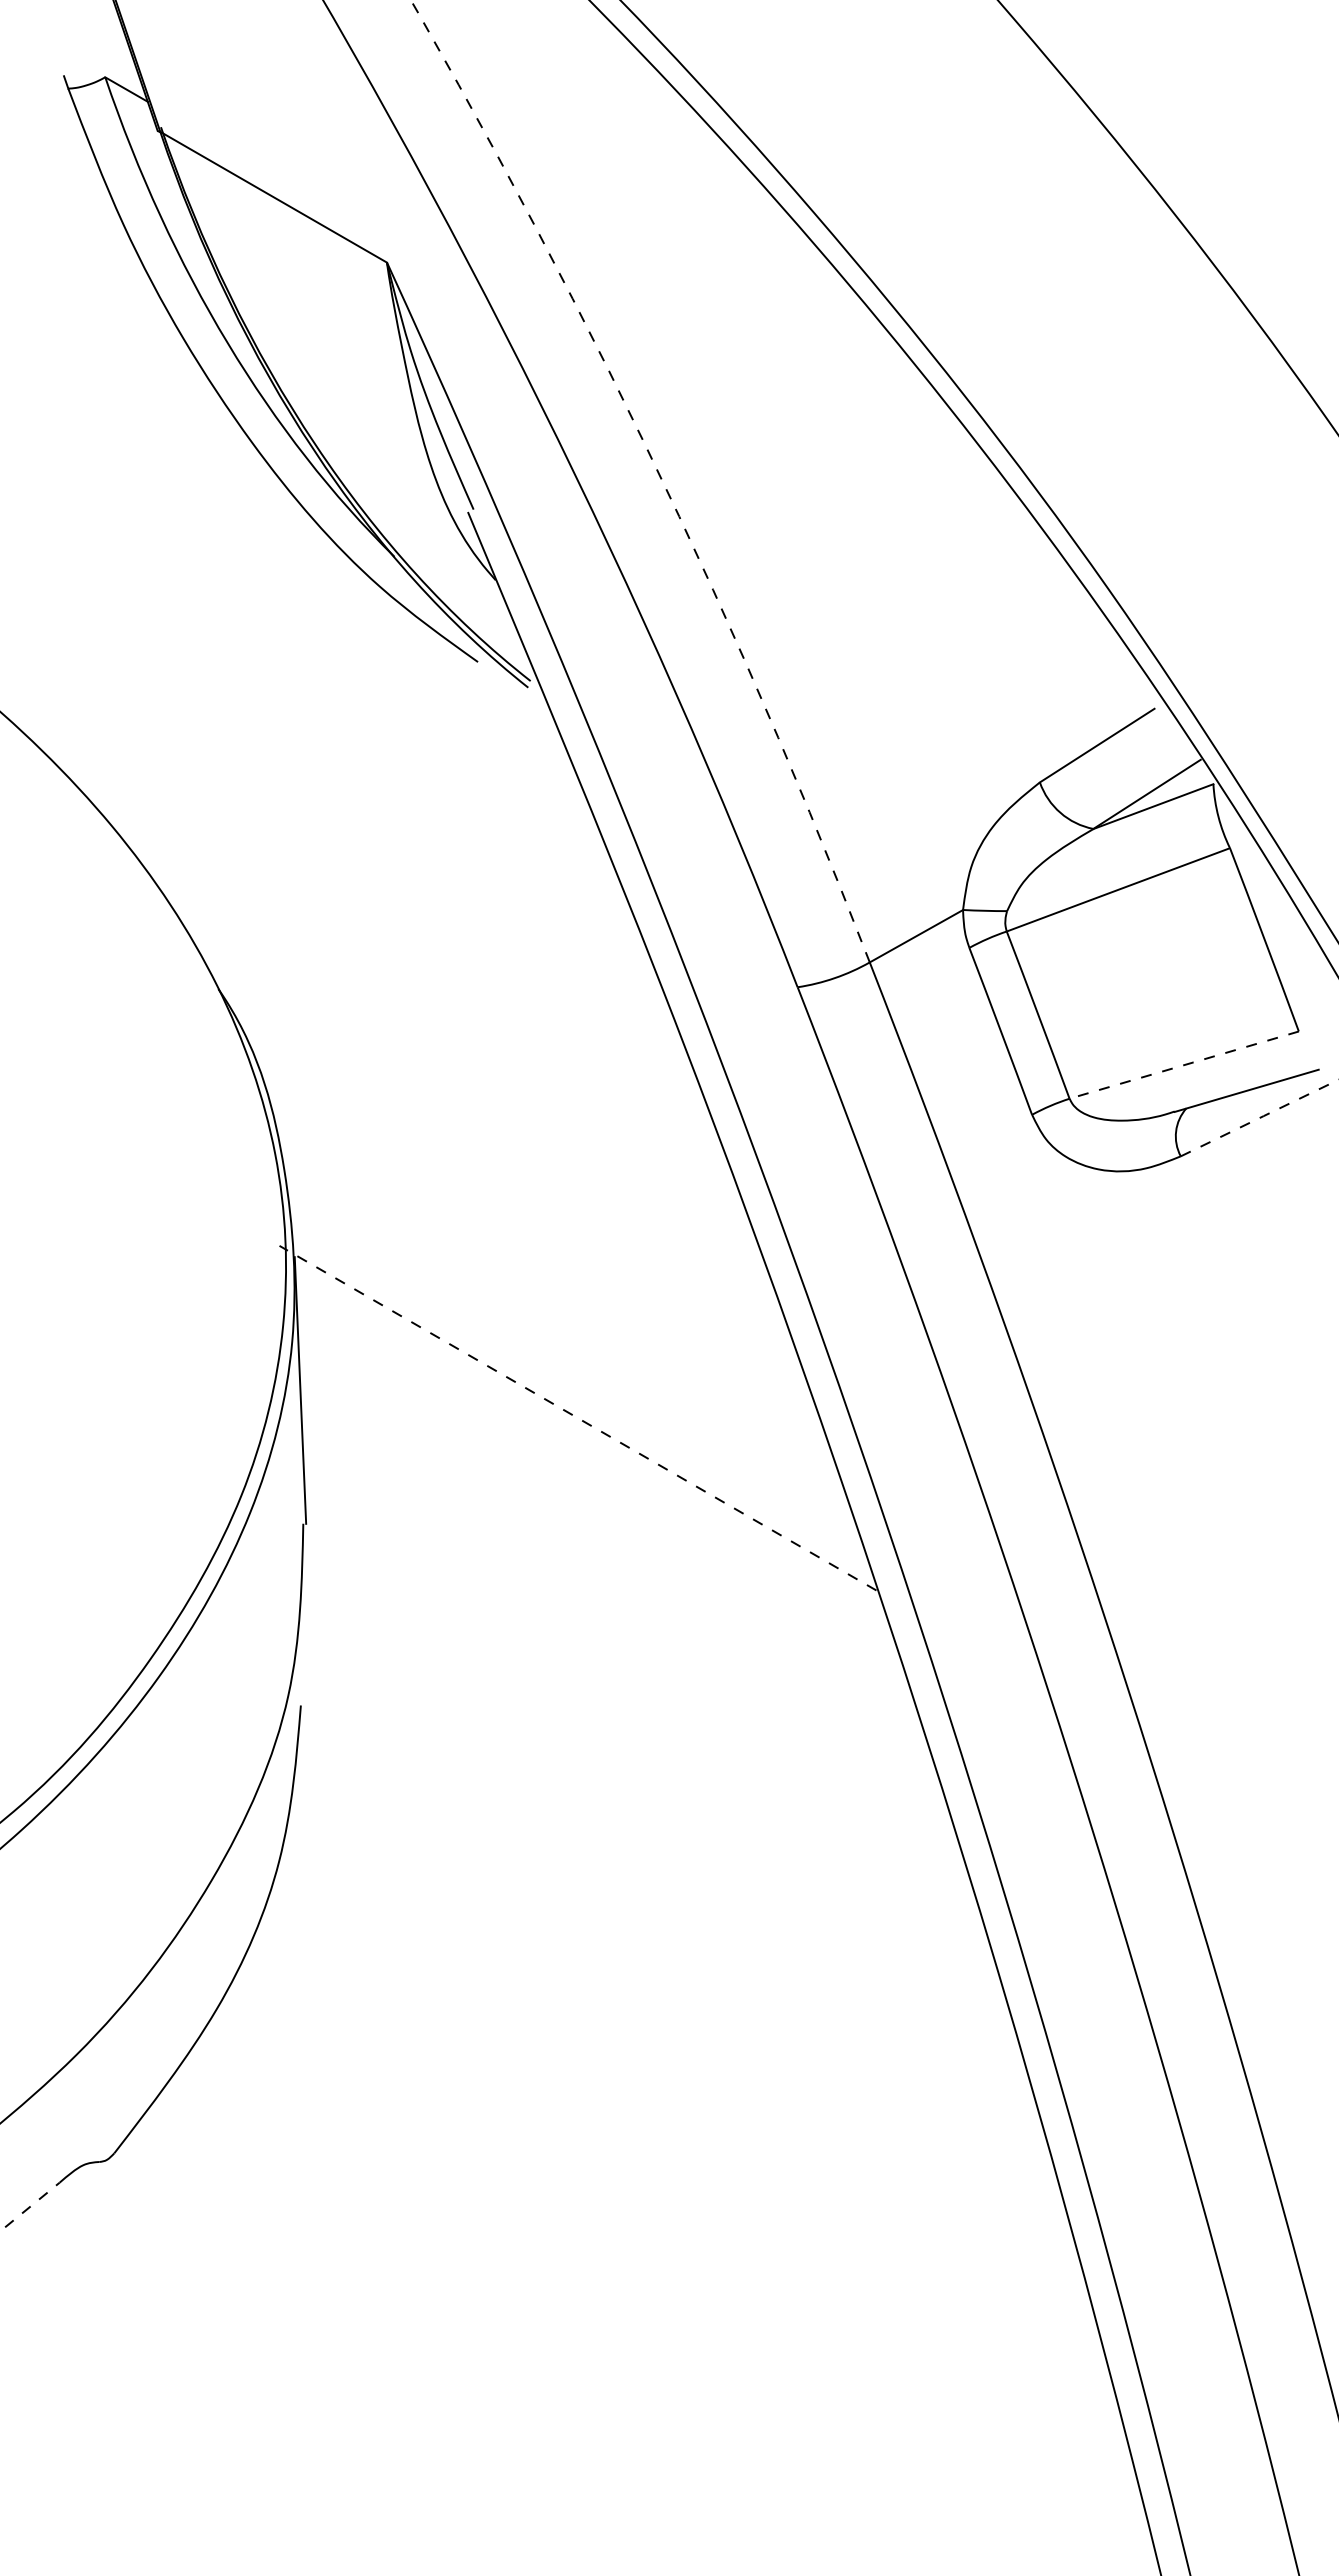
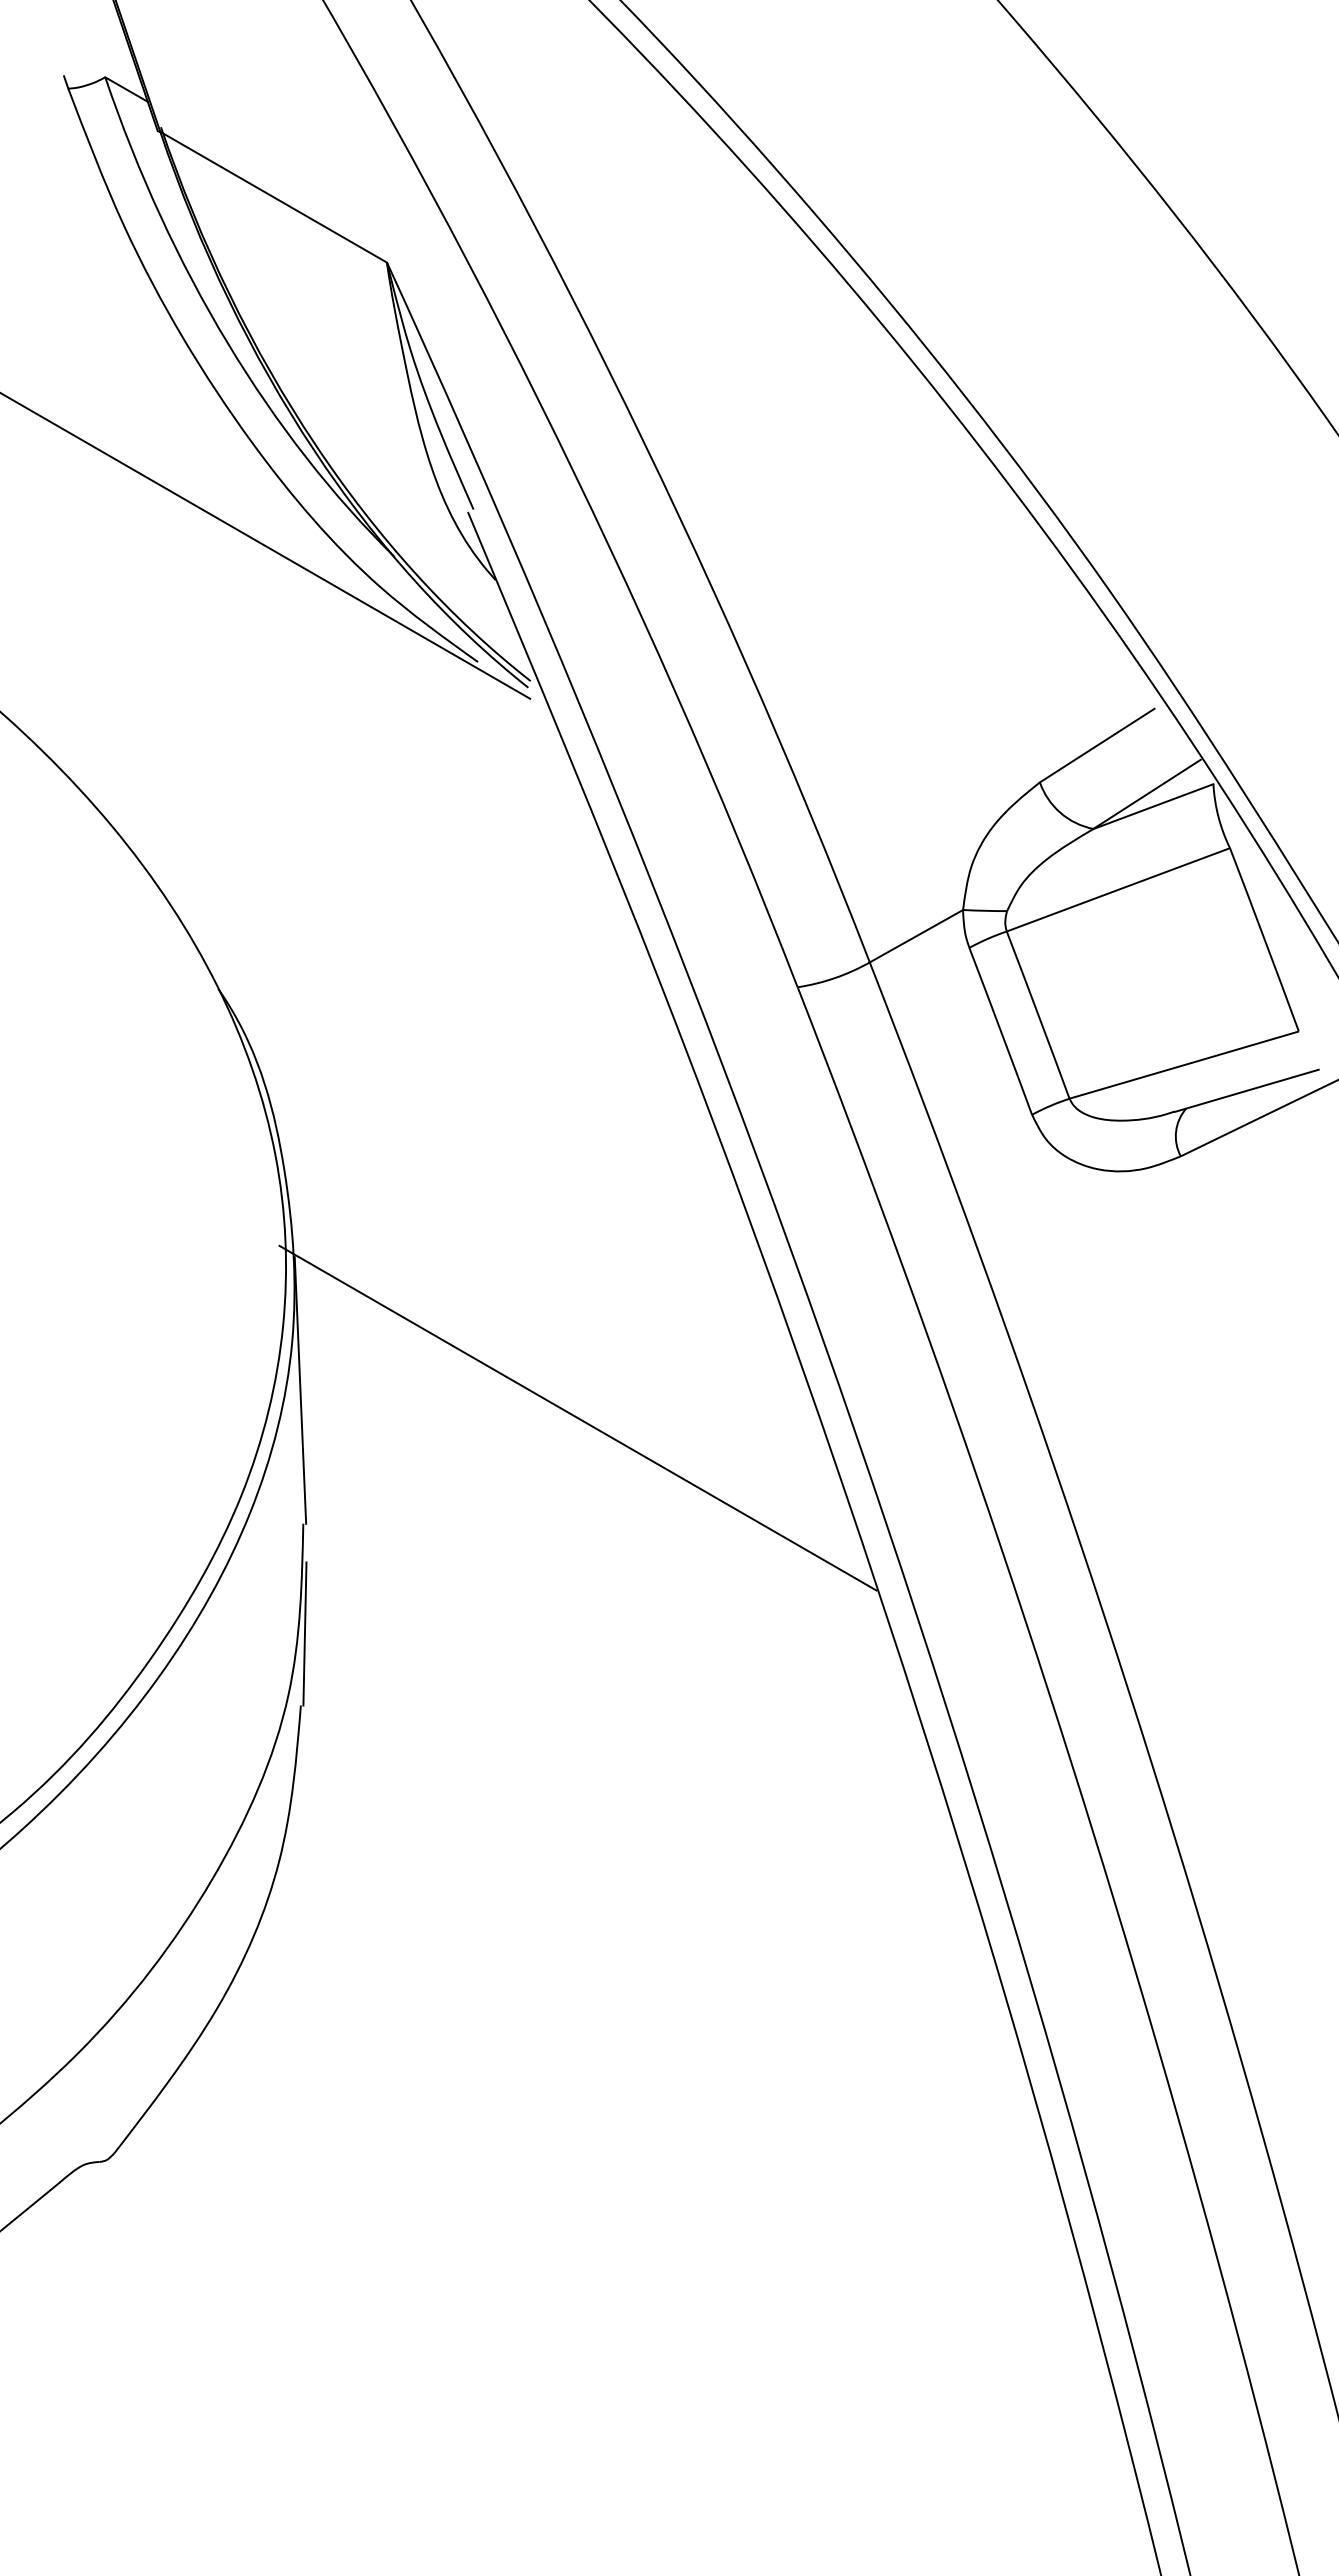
arc: dashed -> solid (658, 472)
line: none -> present (266, 546)
line: dashed -> solid (1184, 1065)
line: dashed -> solid (1260, 1117)
line: dashed -> solid (578, 1418)
line: none -> present (304, 1633)
line: dashed -> solid (30, 2206)
